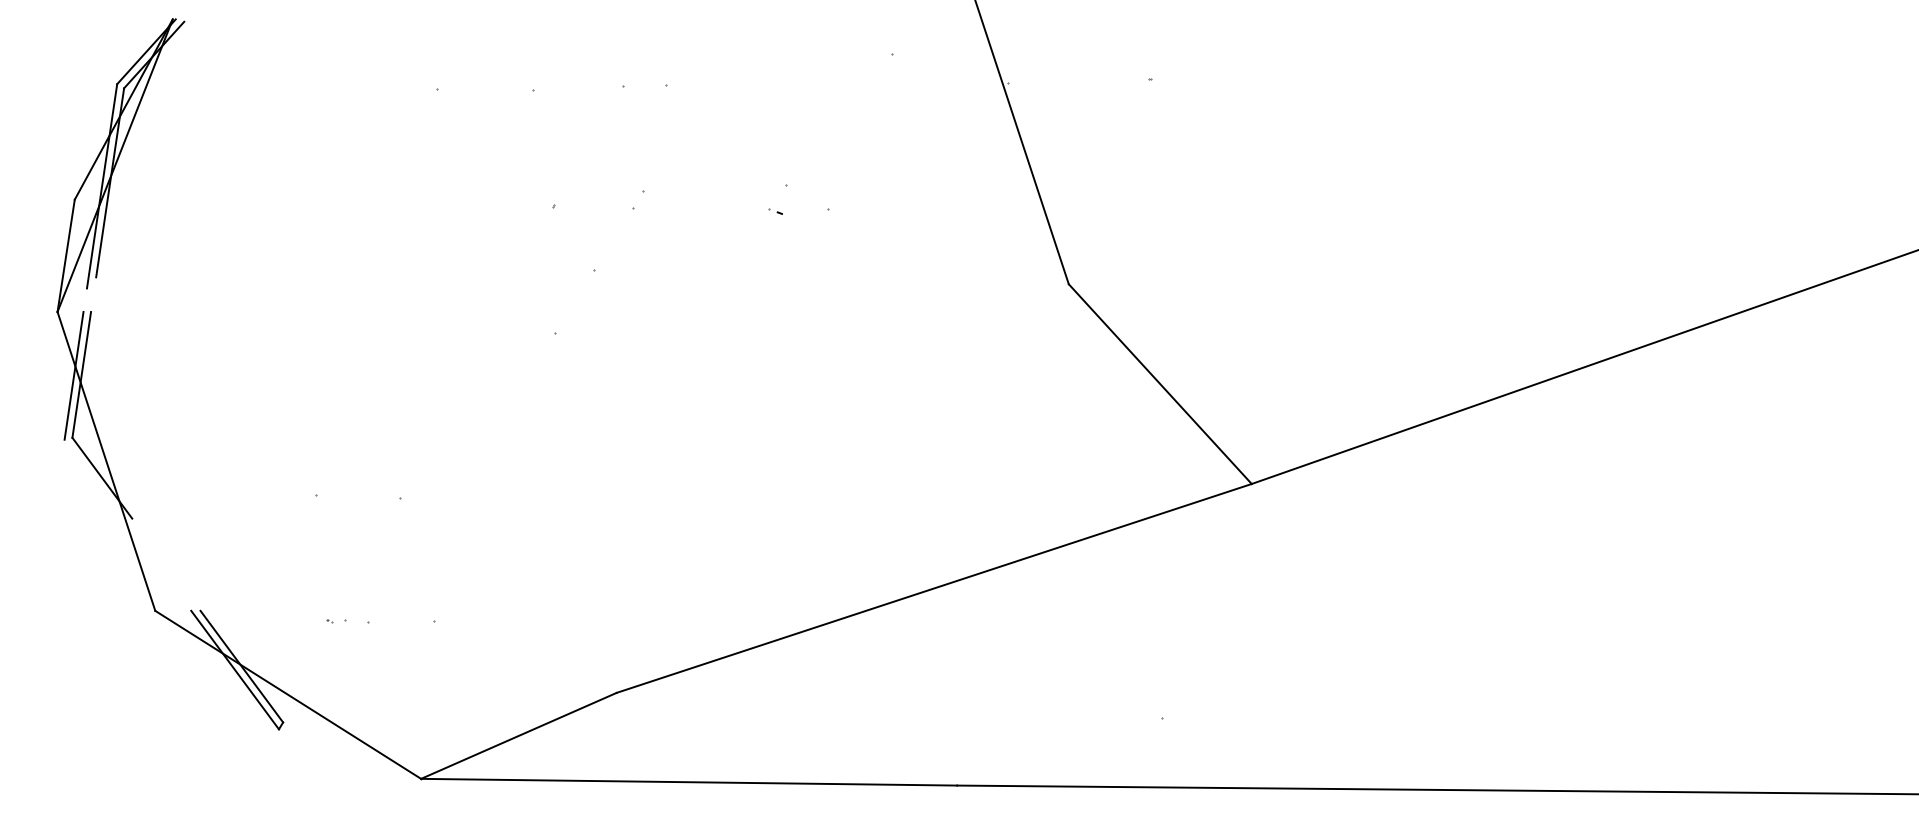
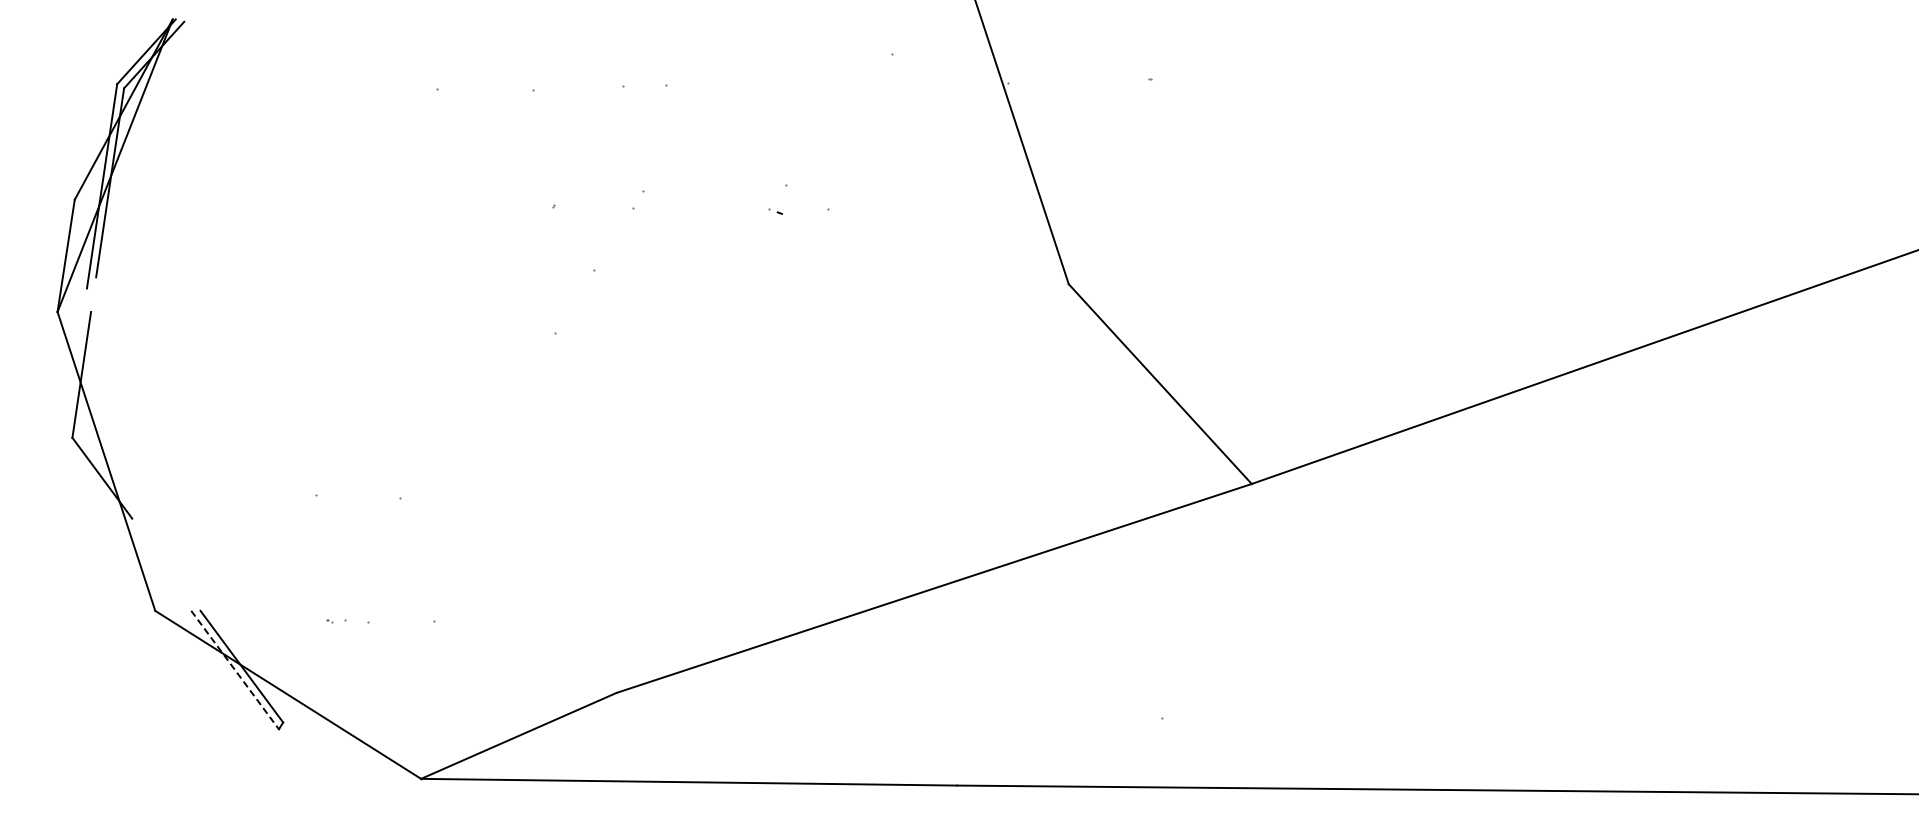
line: present -> none (73, 375)
line: solid -> dashed (235, 670)
